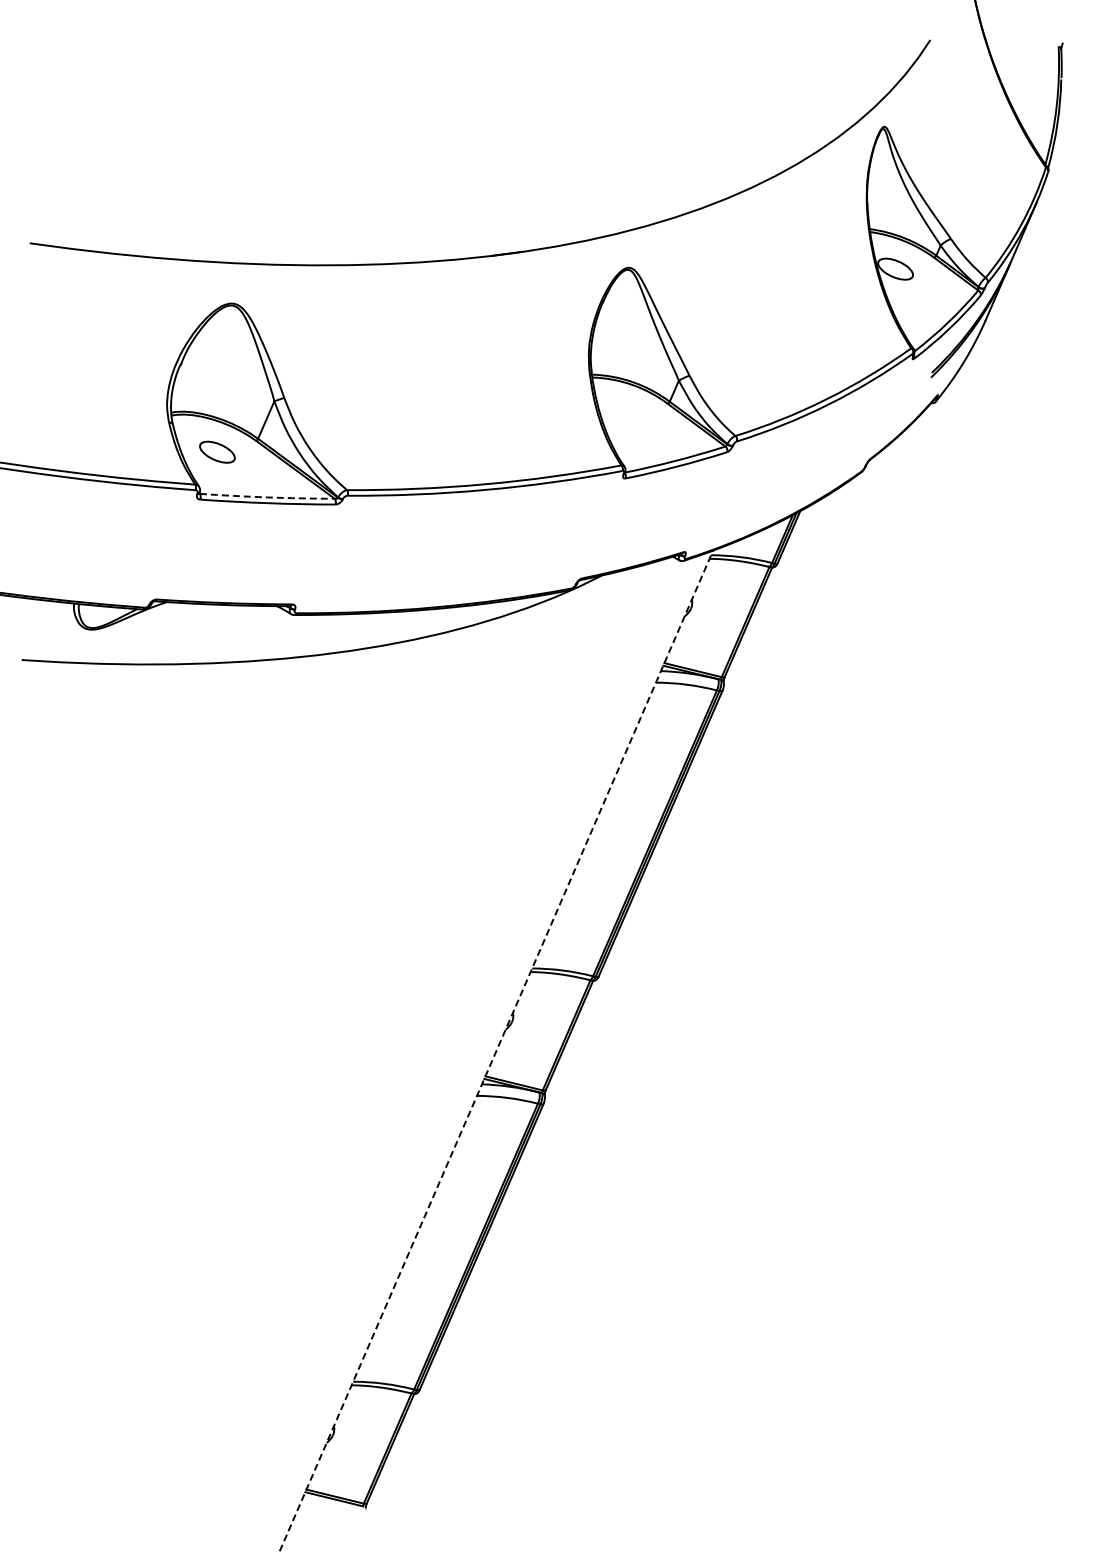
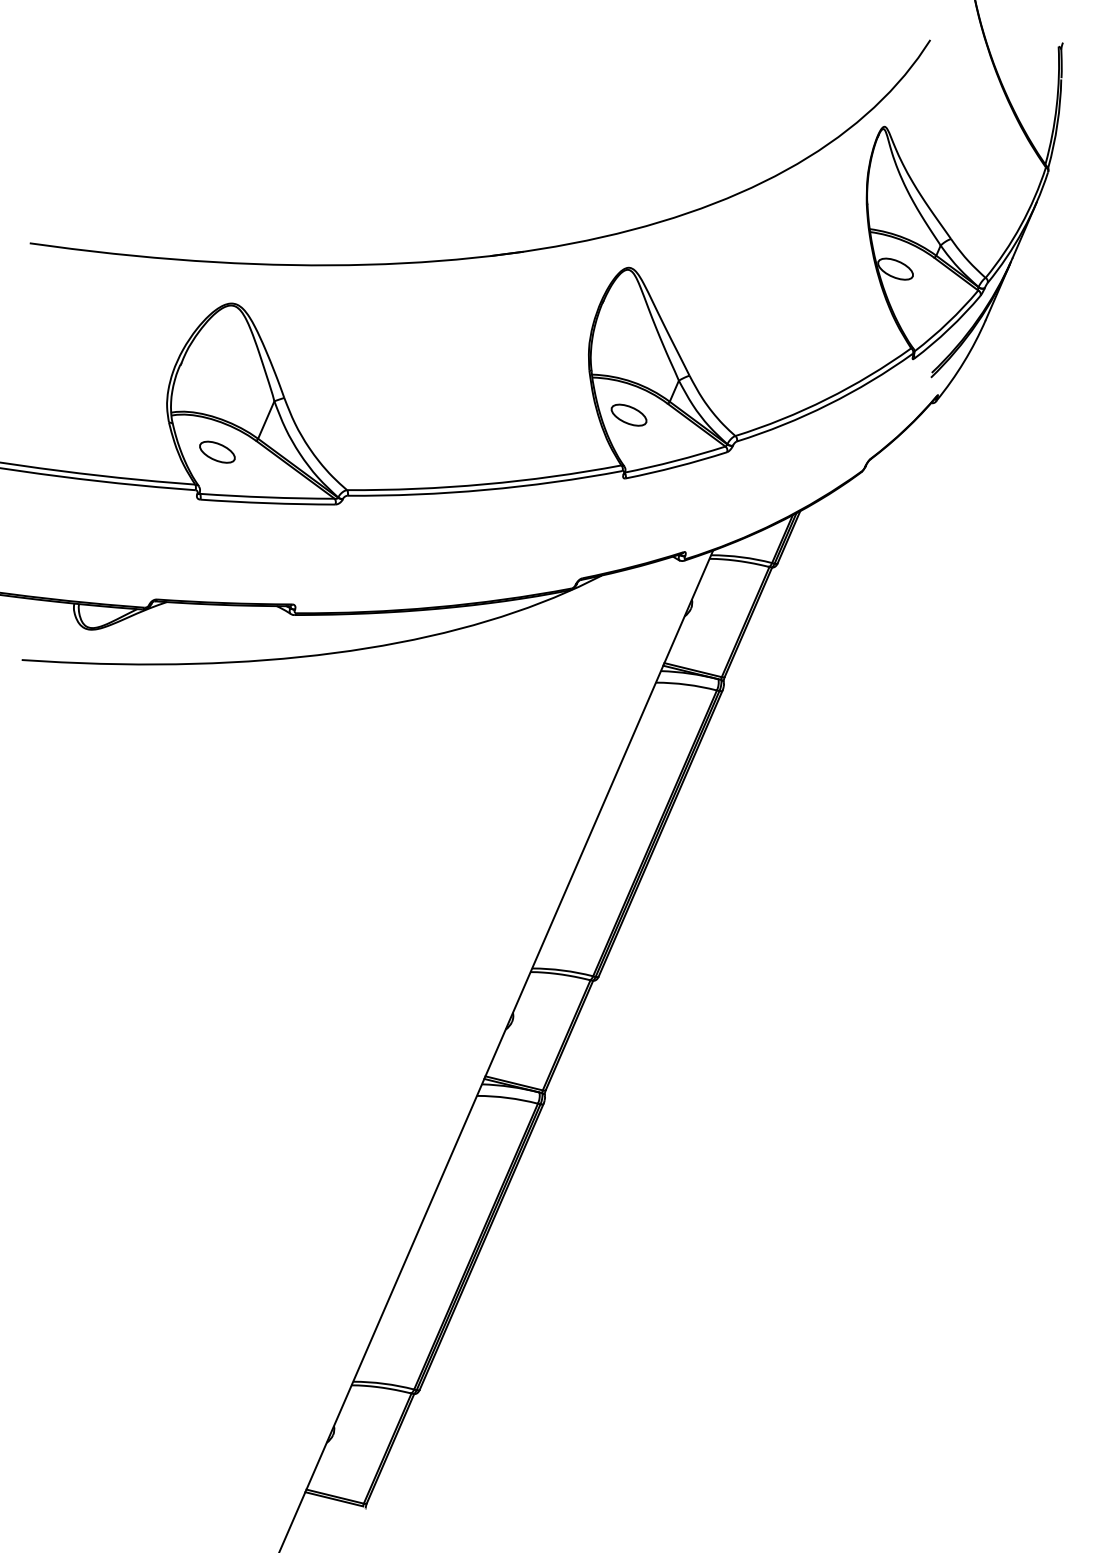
part: none -> present (628, 414)
arc: dashed -> solid (267, 497)
line: dashed -> solid (496, 1051)
